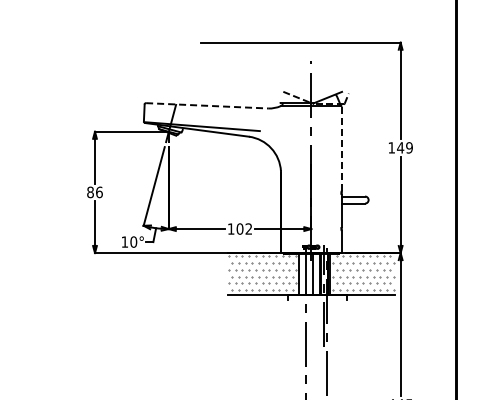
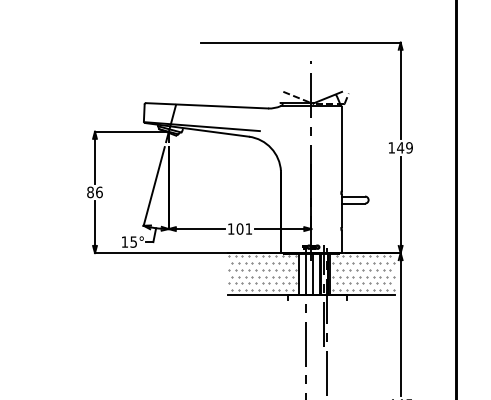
line: dashed -> solid (207, 105)
line: dashed -> solid (341, 149)
text: 102 -> 101 (248, 228)
text: 10° -> 15° (133, 241)
